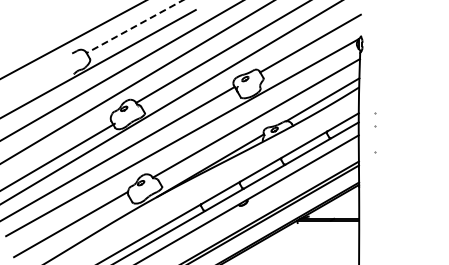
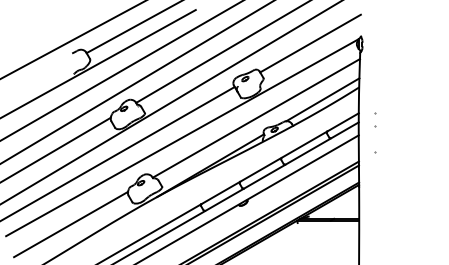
line: dashed -> solid (134, 26)
line position: (58, 156) -> (56, 149) (56, 149)
